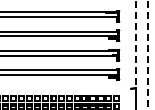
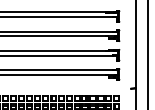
line: dashed -> solid (135, 44)
line: dashed -> solid (147, 54)
